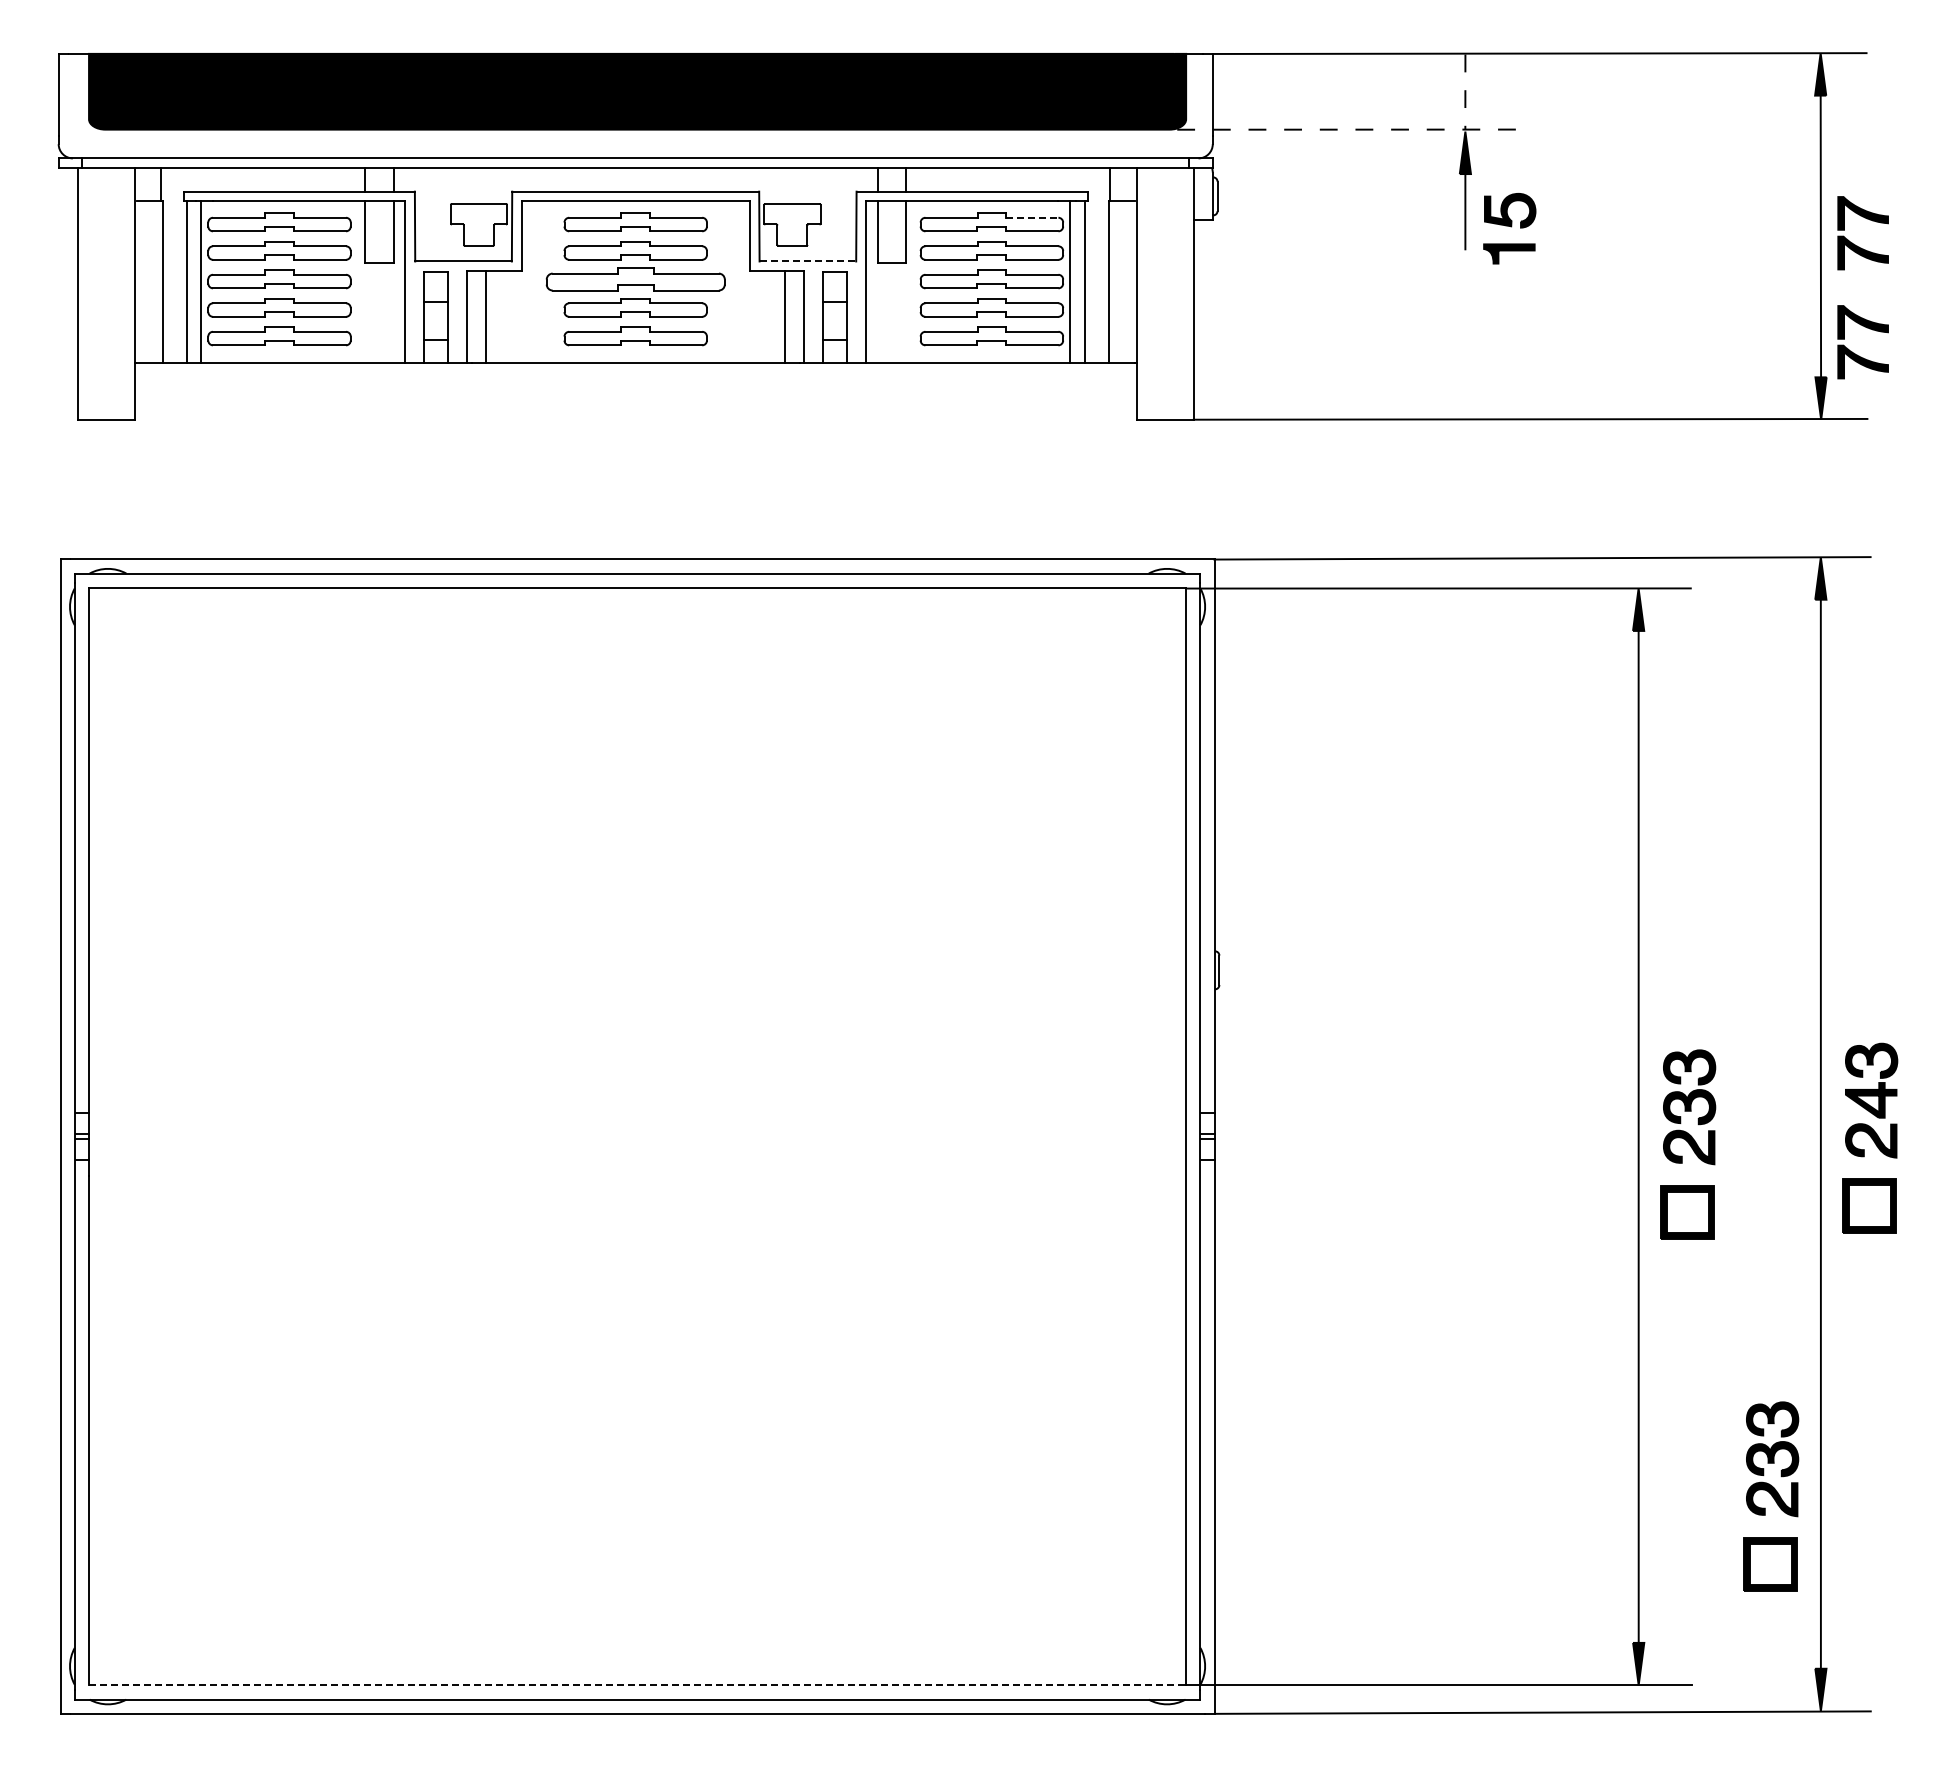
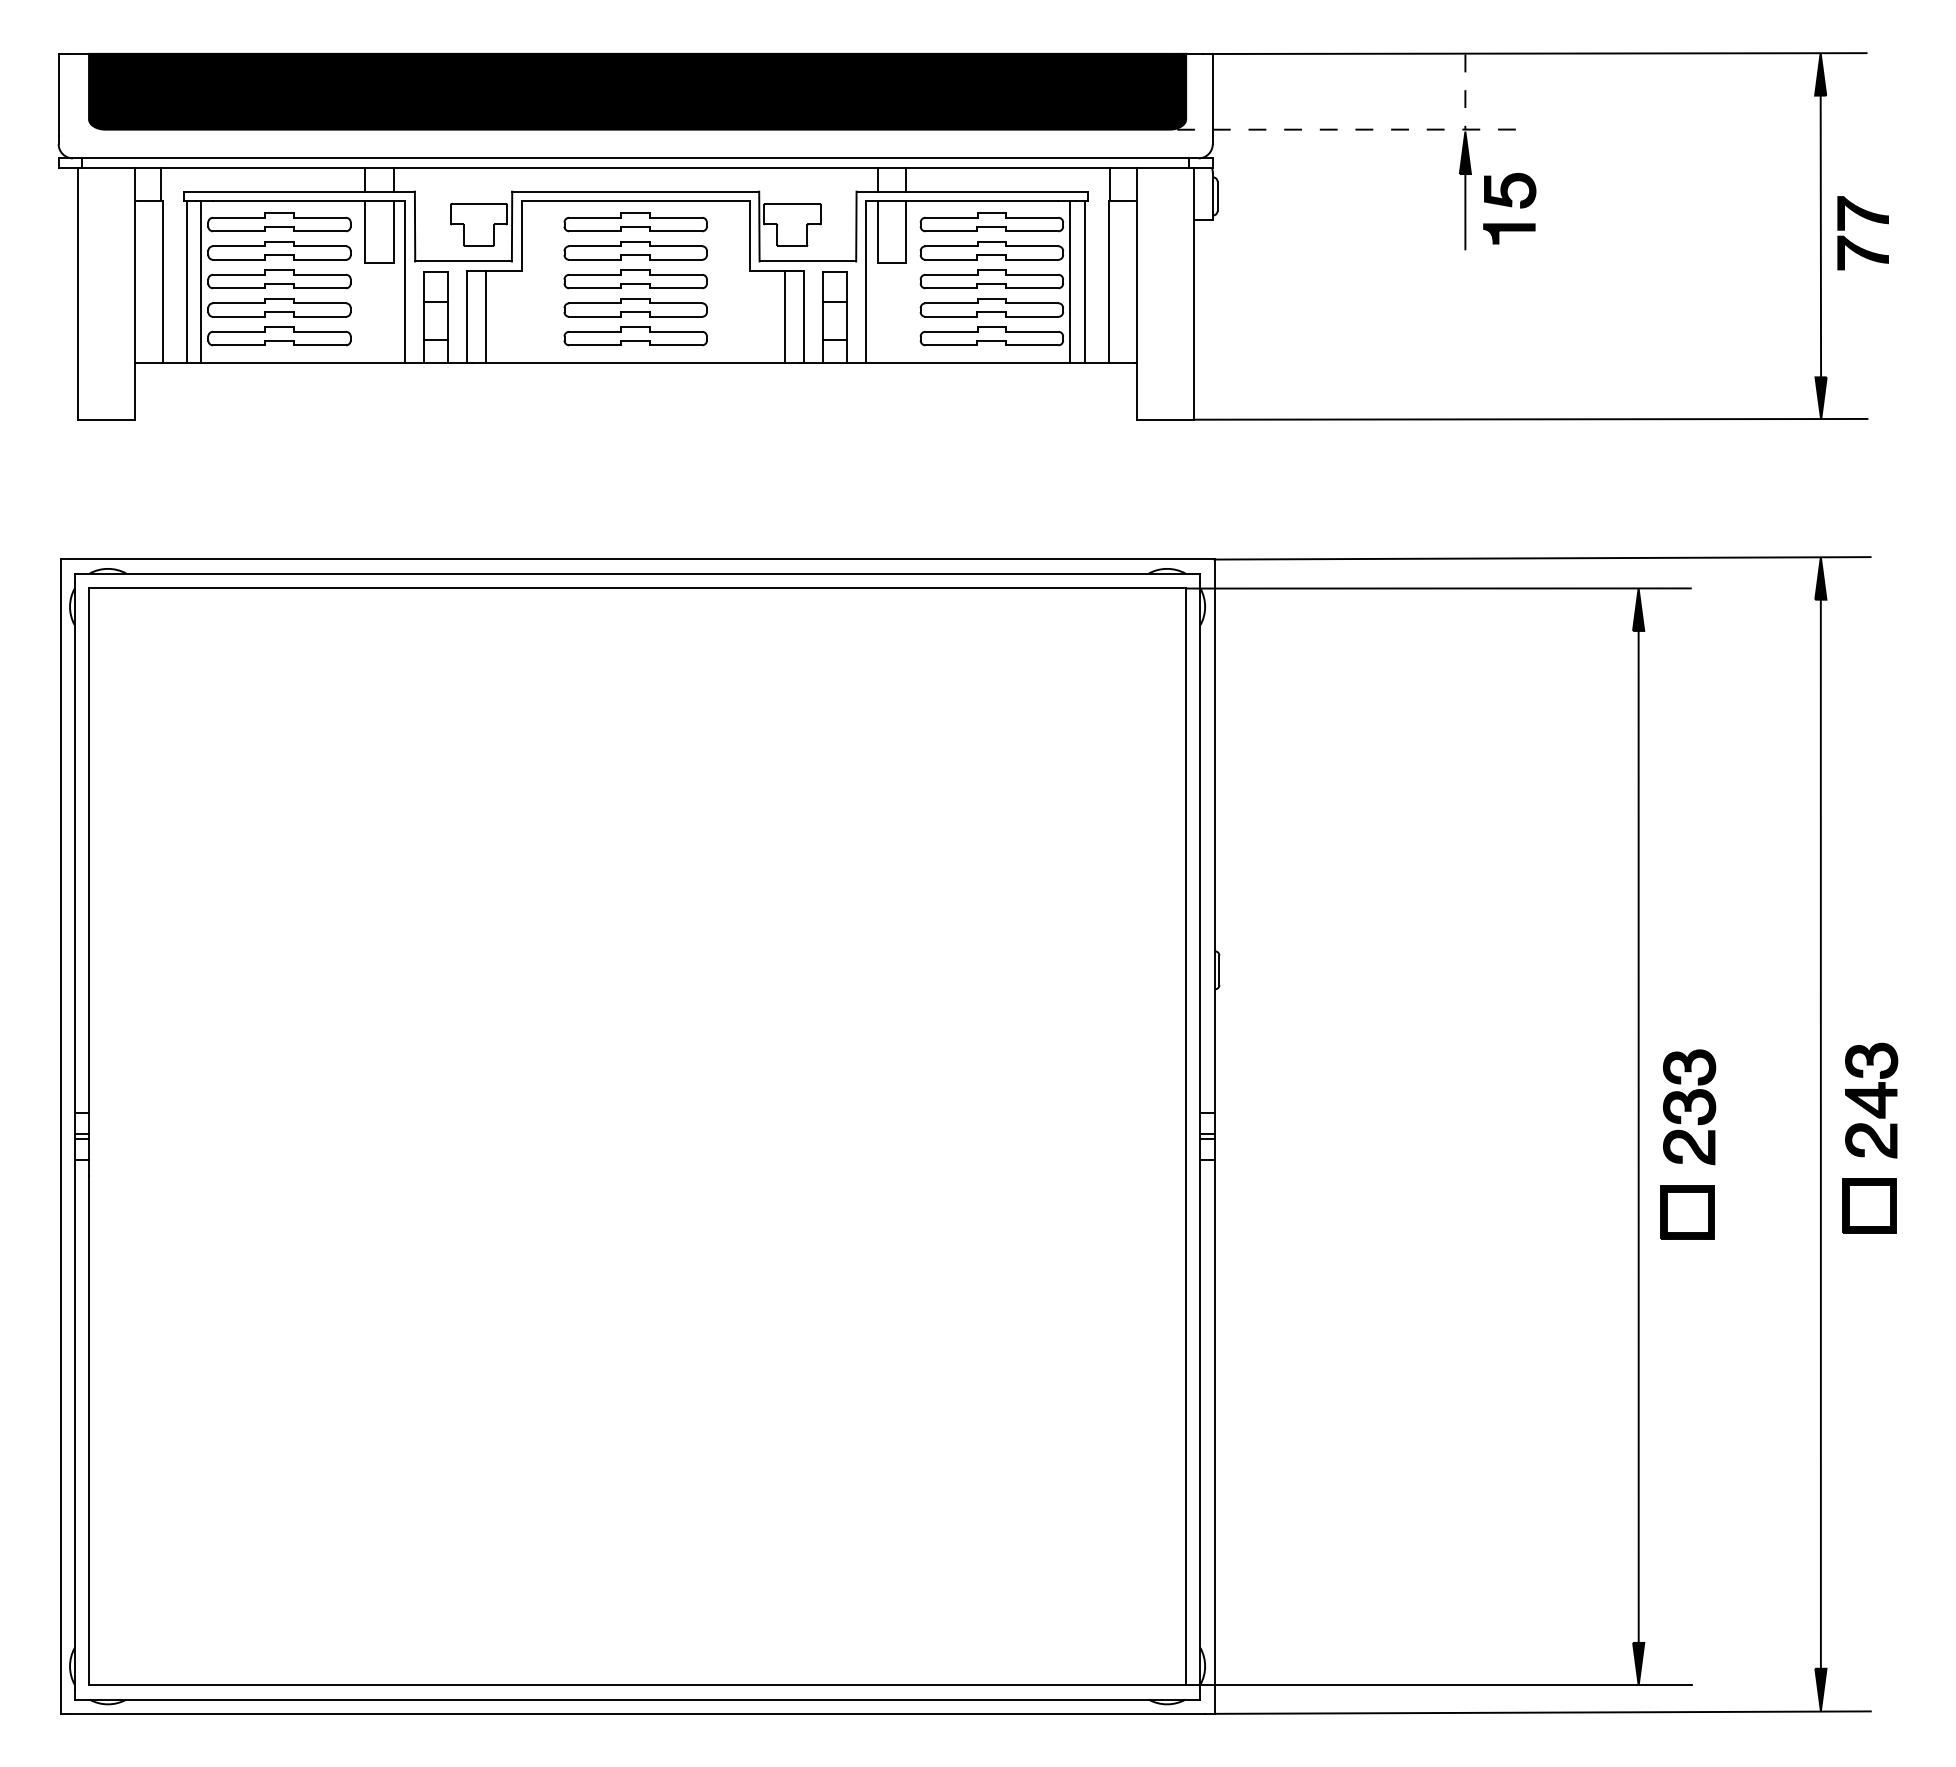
line: dashed -> solid (1032, 217)
part position: (1509, 228) -> (1509, 208) (1509, 208)
line: dashed -> solid (808, 261)
part size: 181x25 px -> 145x21 px (635, 279)
part: present -> none (1857, 354)
part: present -> none (1771, 1496)
line: dashed -> solid (637, 1685)
